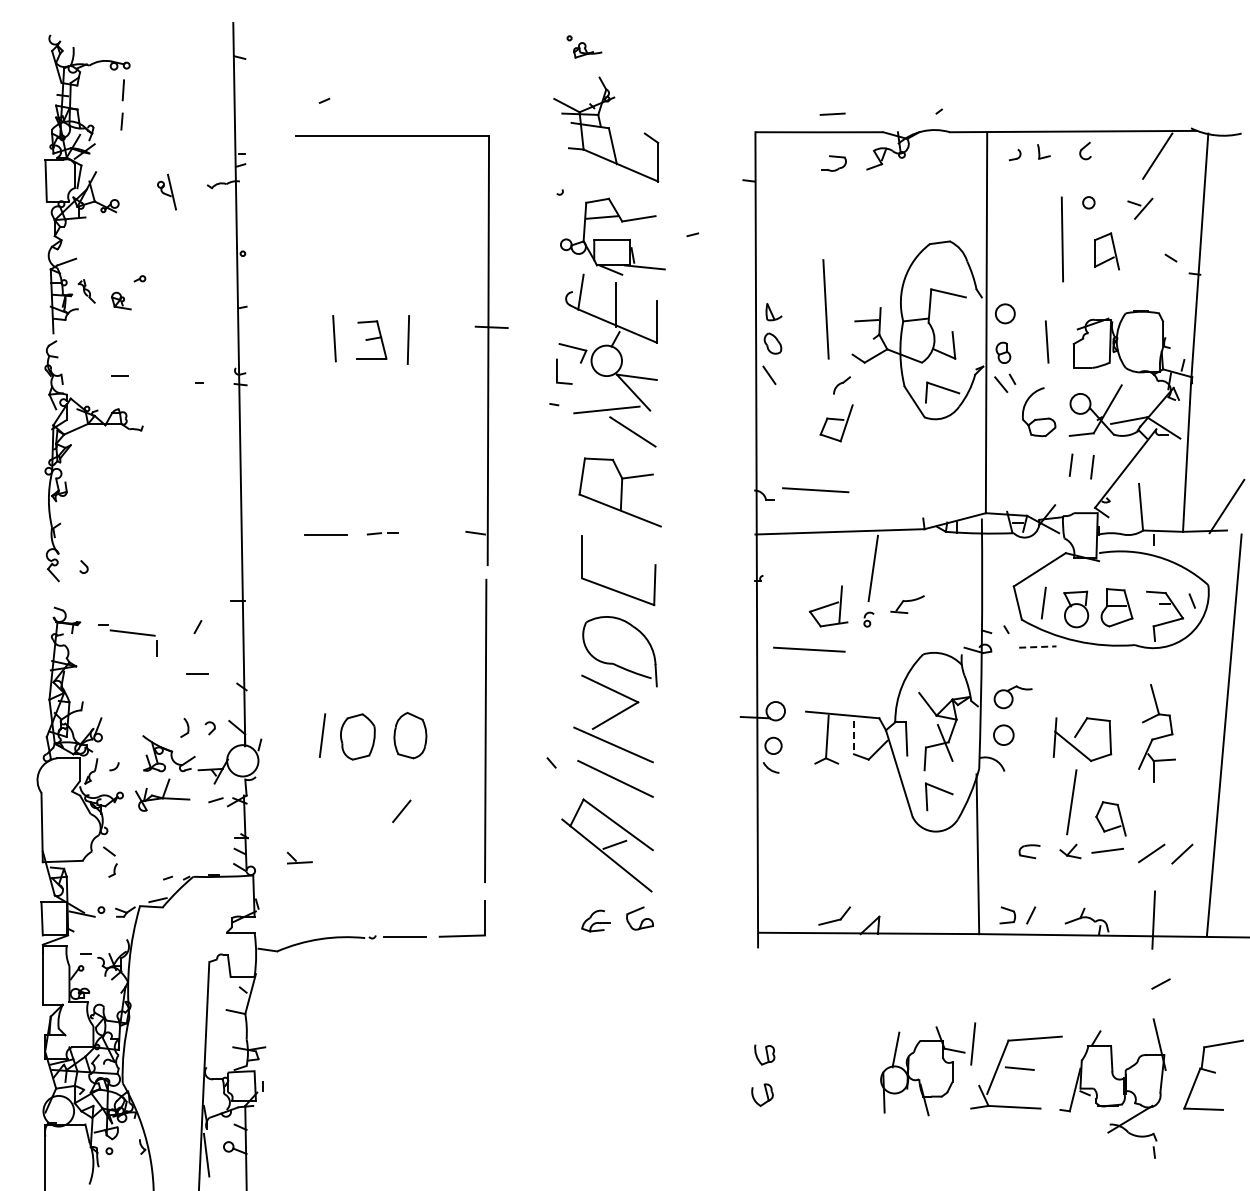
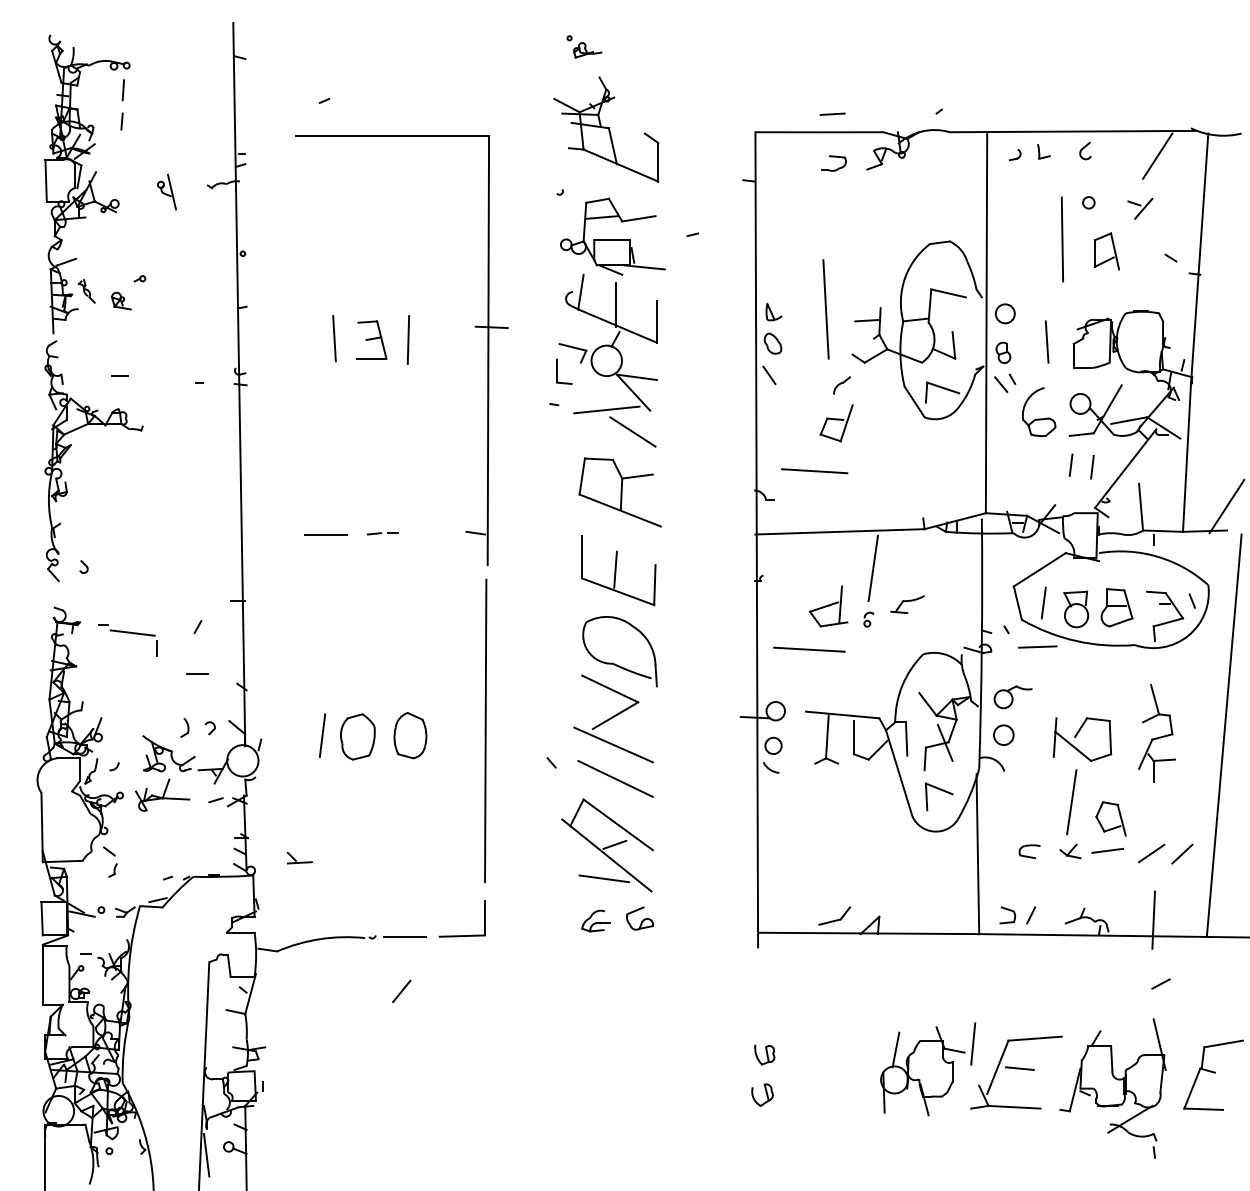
line position: (815, 490) -> (814, 471) (814, 471)
line: none -> present (615, 569)
line: dashed -> solid (1037, 647)
line: dashed -> solid (854, 737)
line position: (401, 811) -> (401, 991) (401, 991)
line: none -> present (603, 878)
